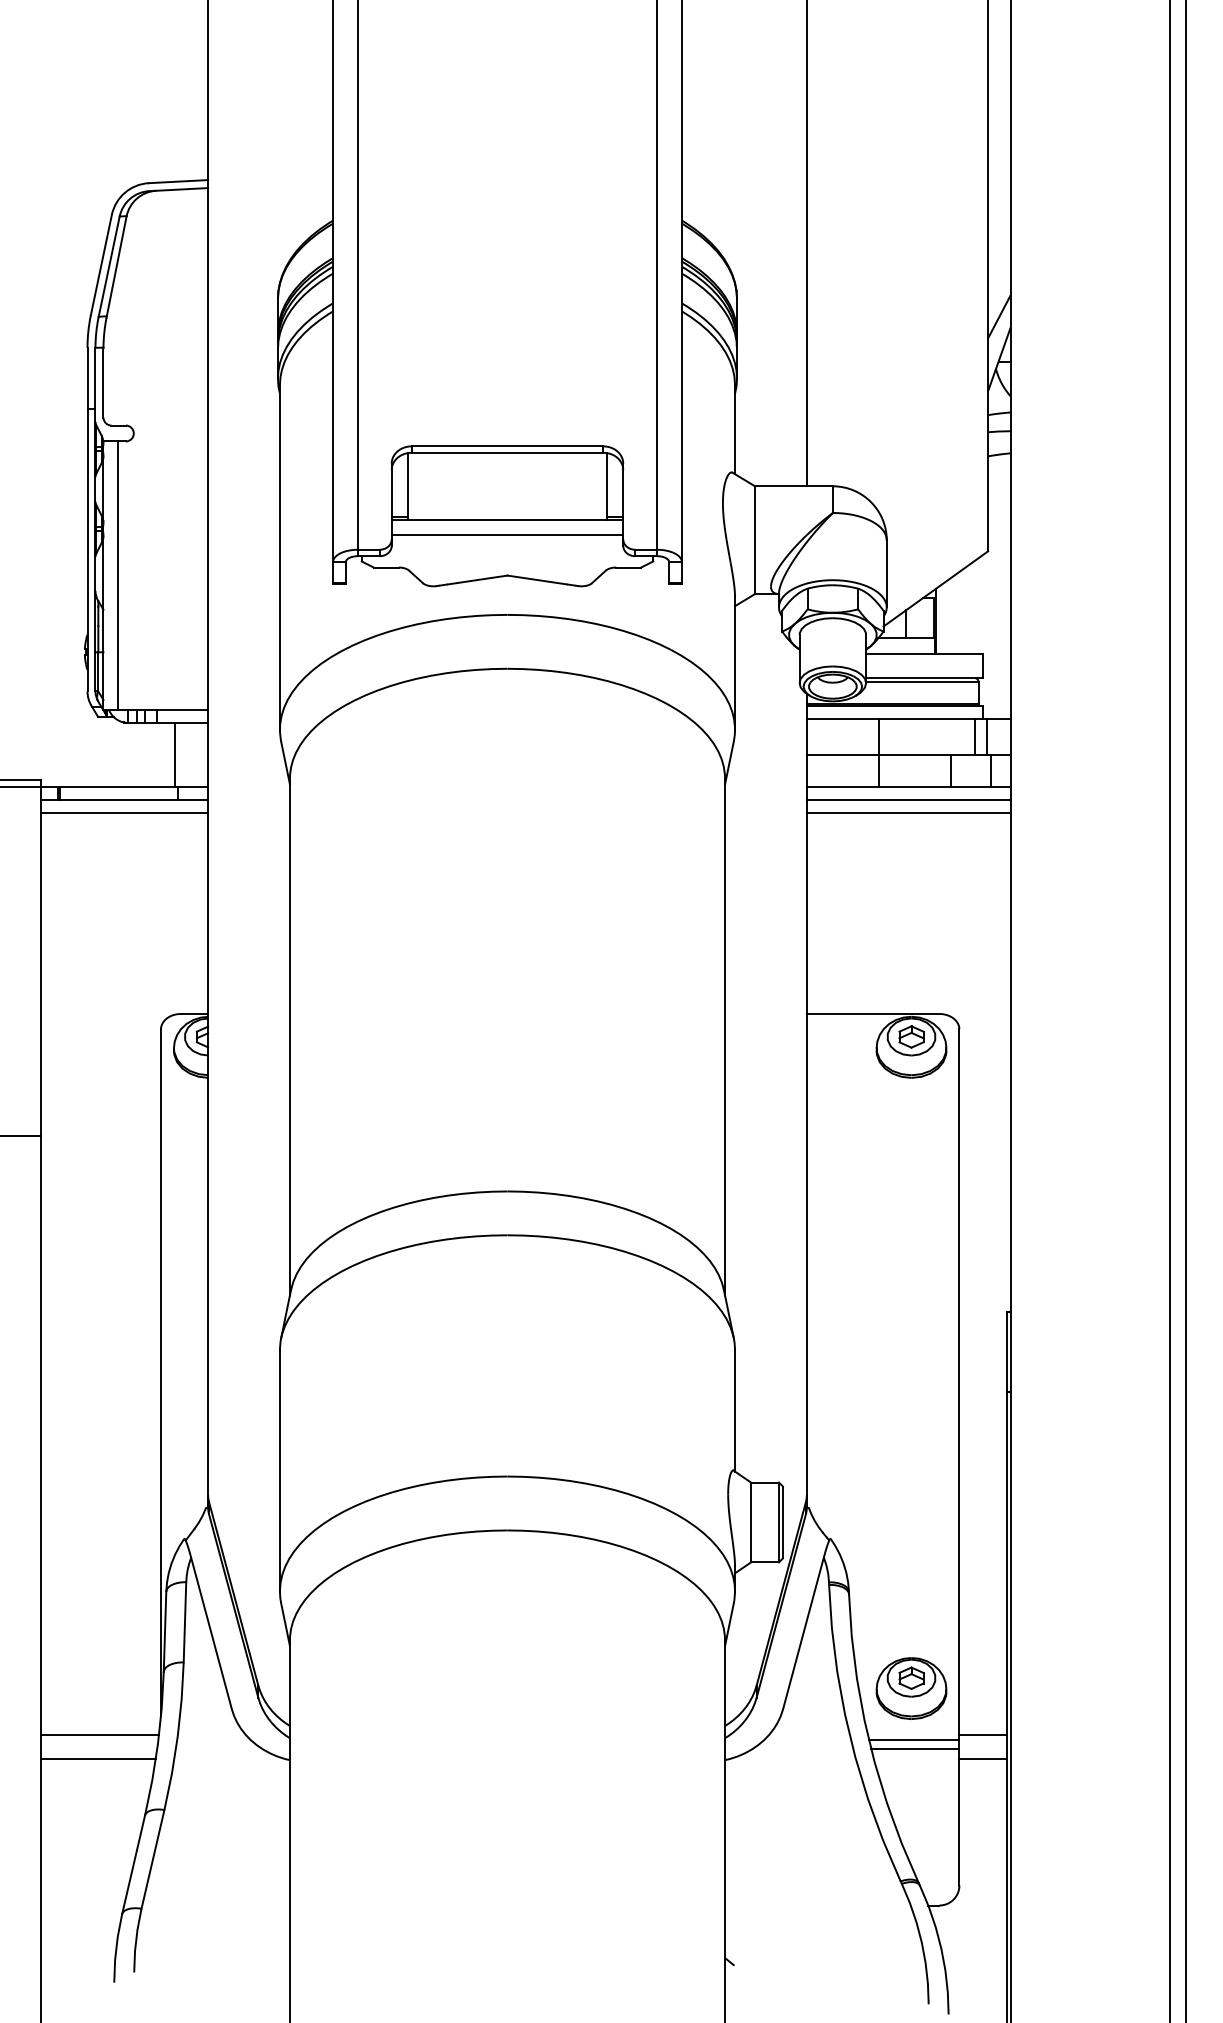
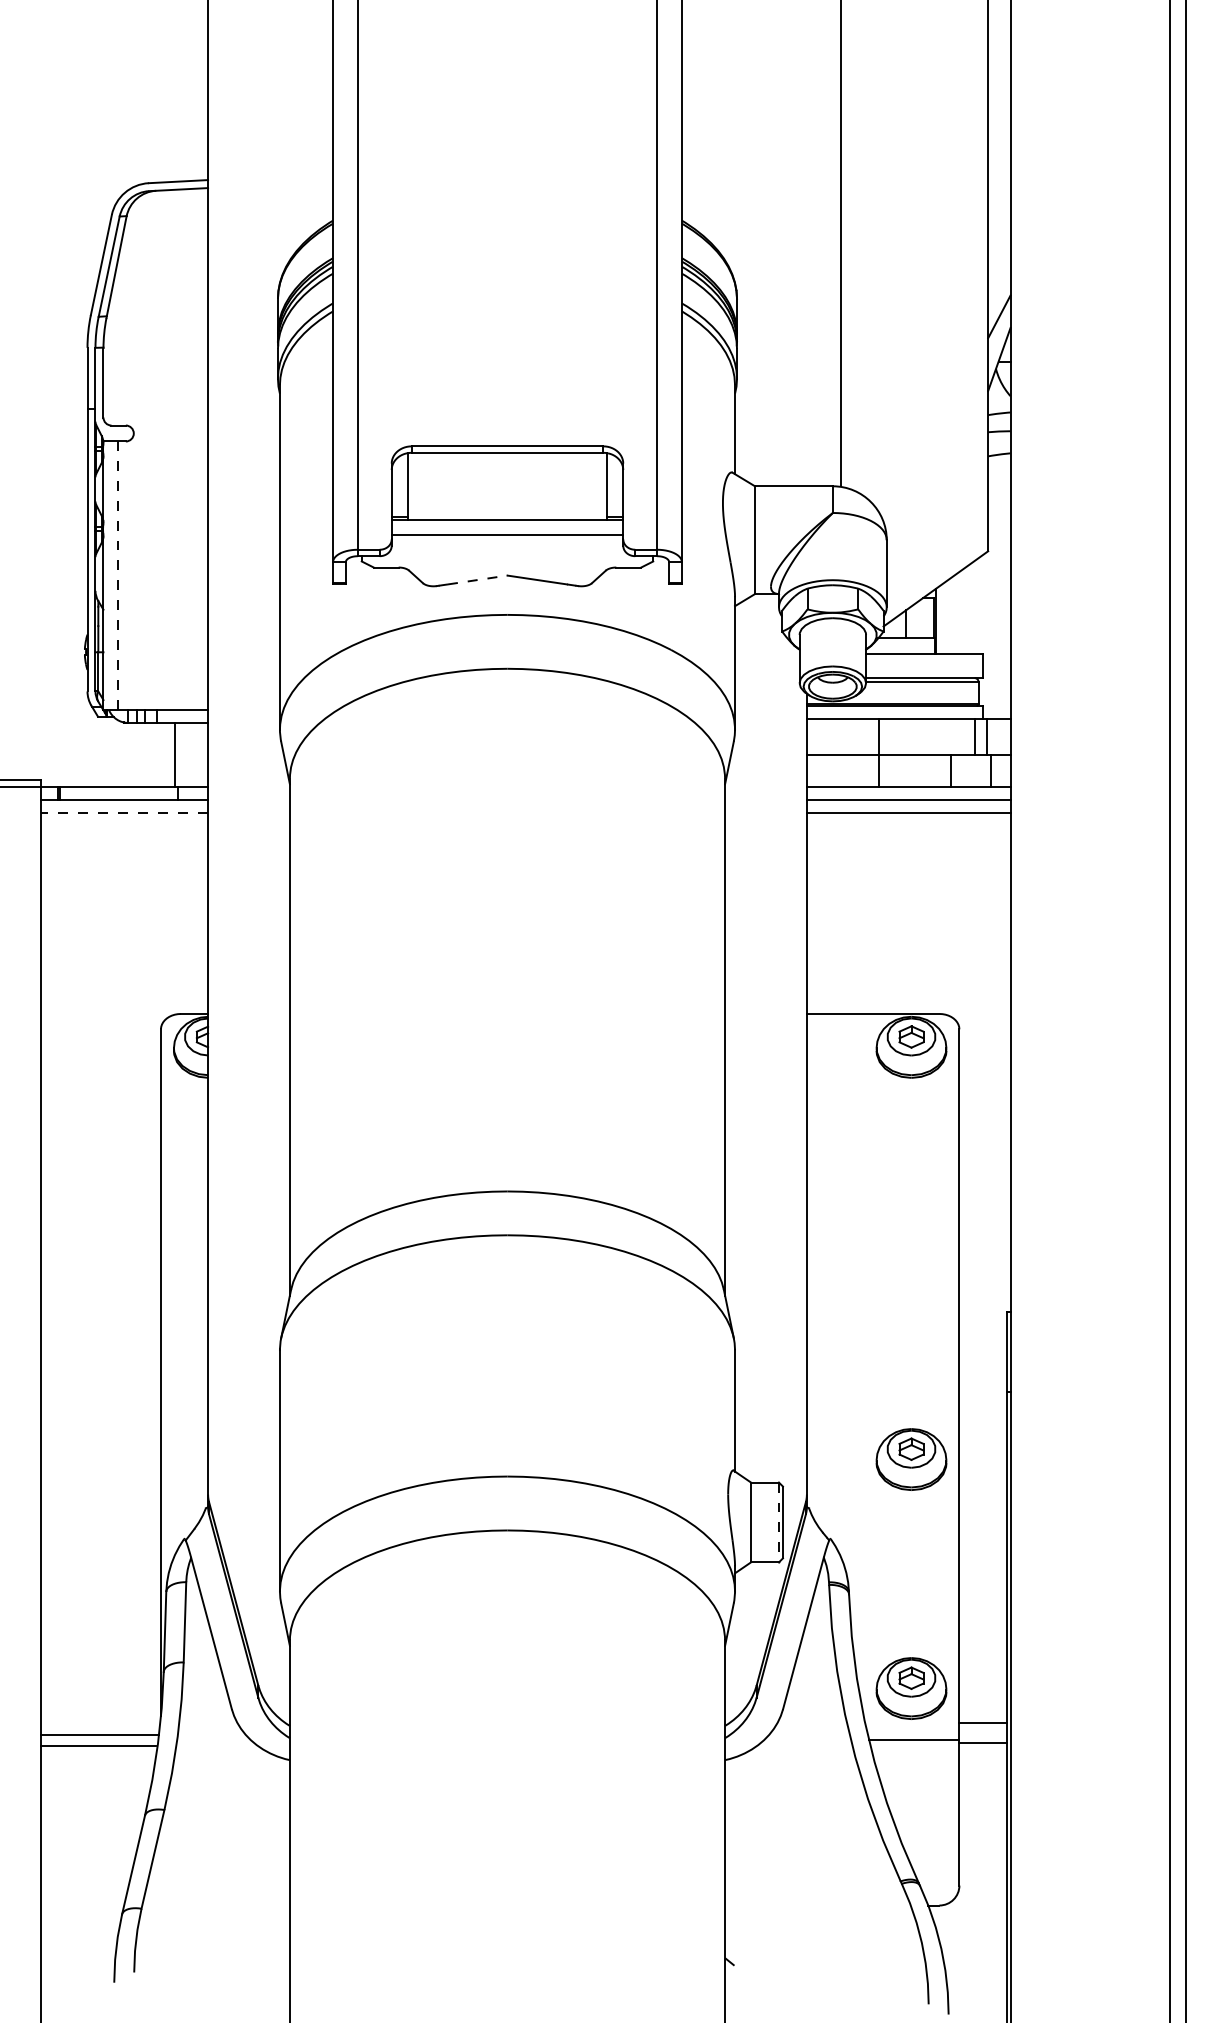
line position: (806, 244) -> (840, 244) (840, 244)
line: solid -> dashed (117, 575)
line: solid -> dashed (478, 579)
line: solid -> dashed (124, 813)
line: present -> none (21, 1136)
part: none -> present (911, 1459)
line: solid -> dashed (778, 1522)
line position: (982, 1735) -> (982, 1723) (982, 1723)
line: present -> none (915, 1748)
line position: (98, 1759) -> (98, 1746) (98, 1746)
line position: (982, 1759) -> (982, 1743) (982, 1743)
